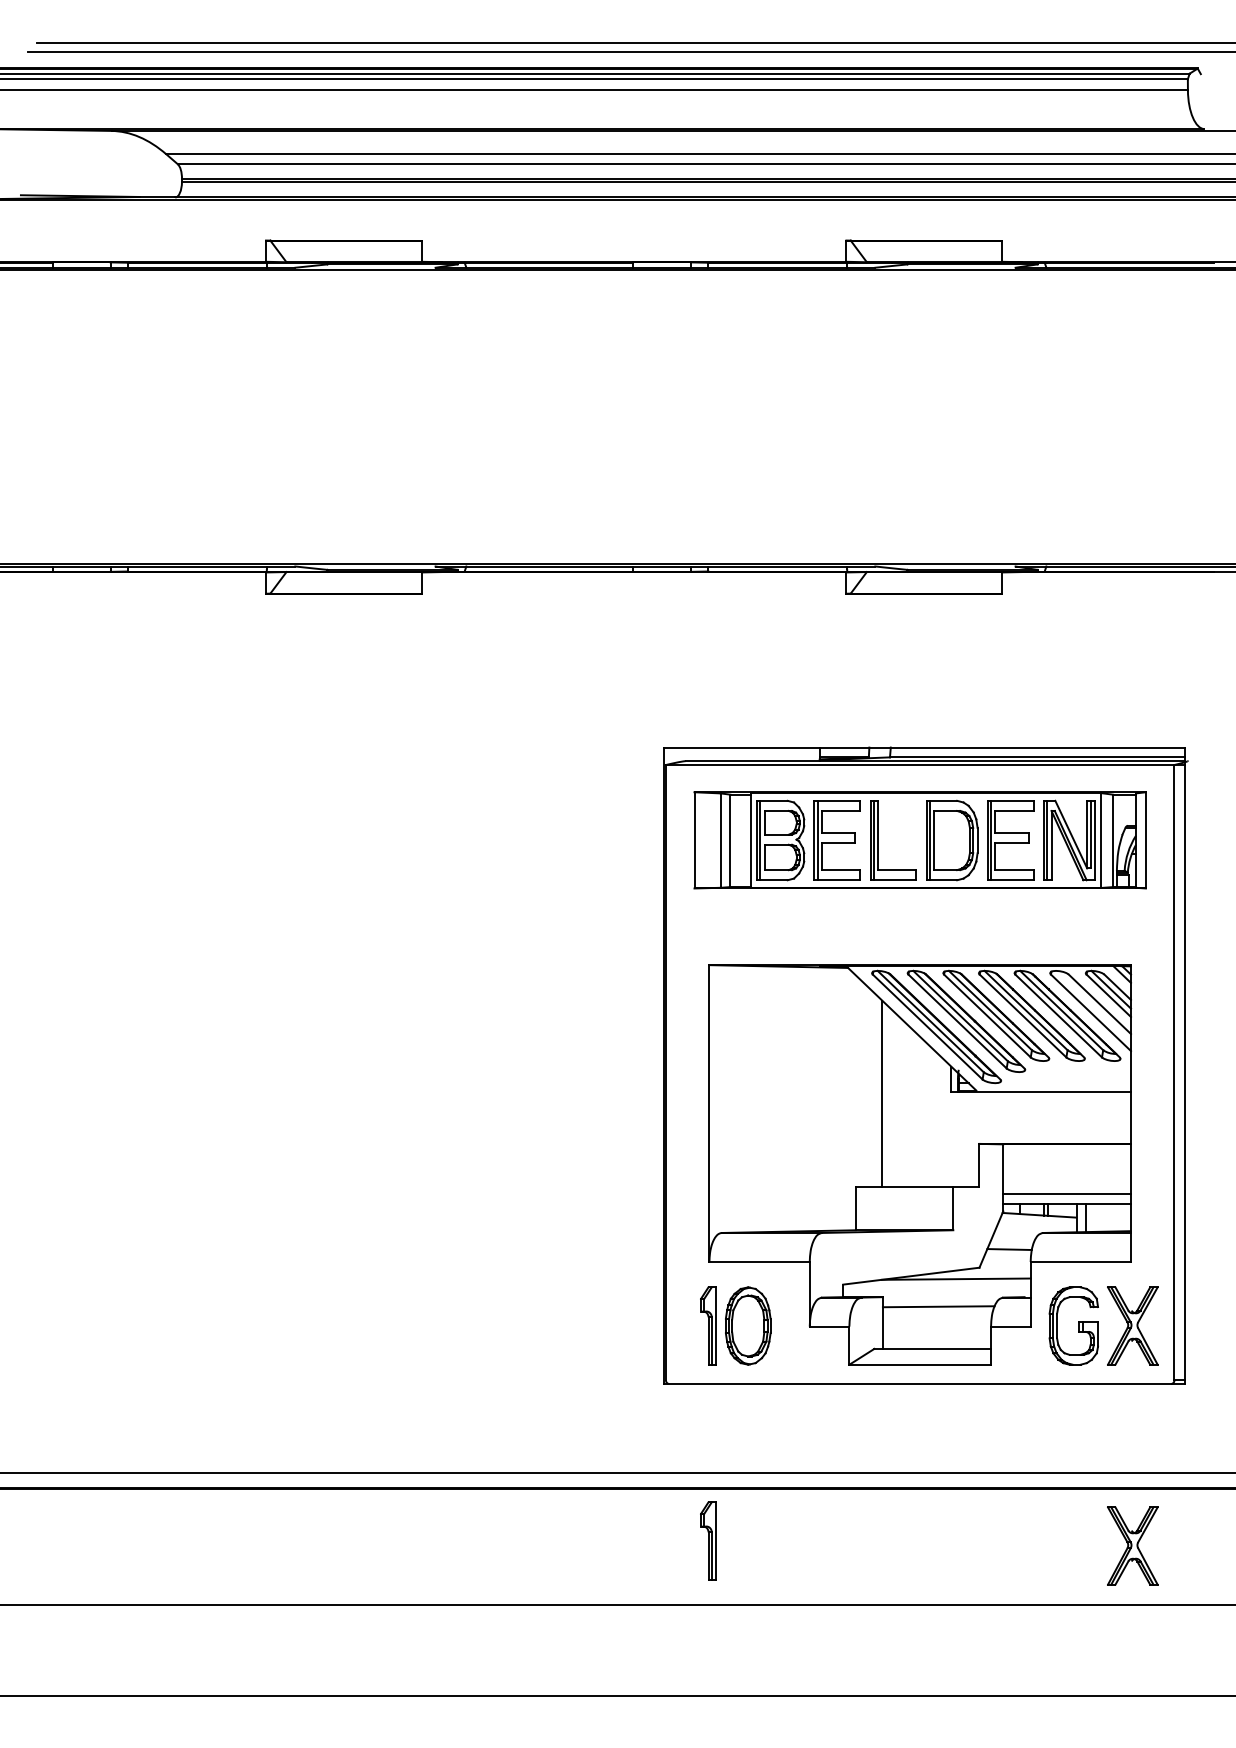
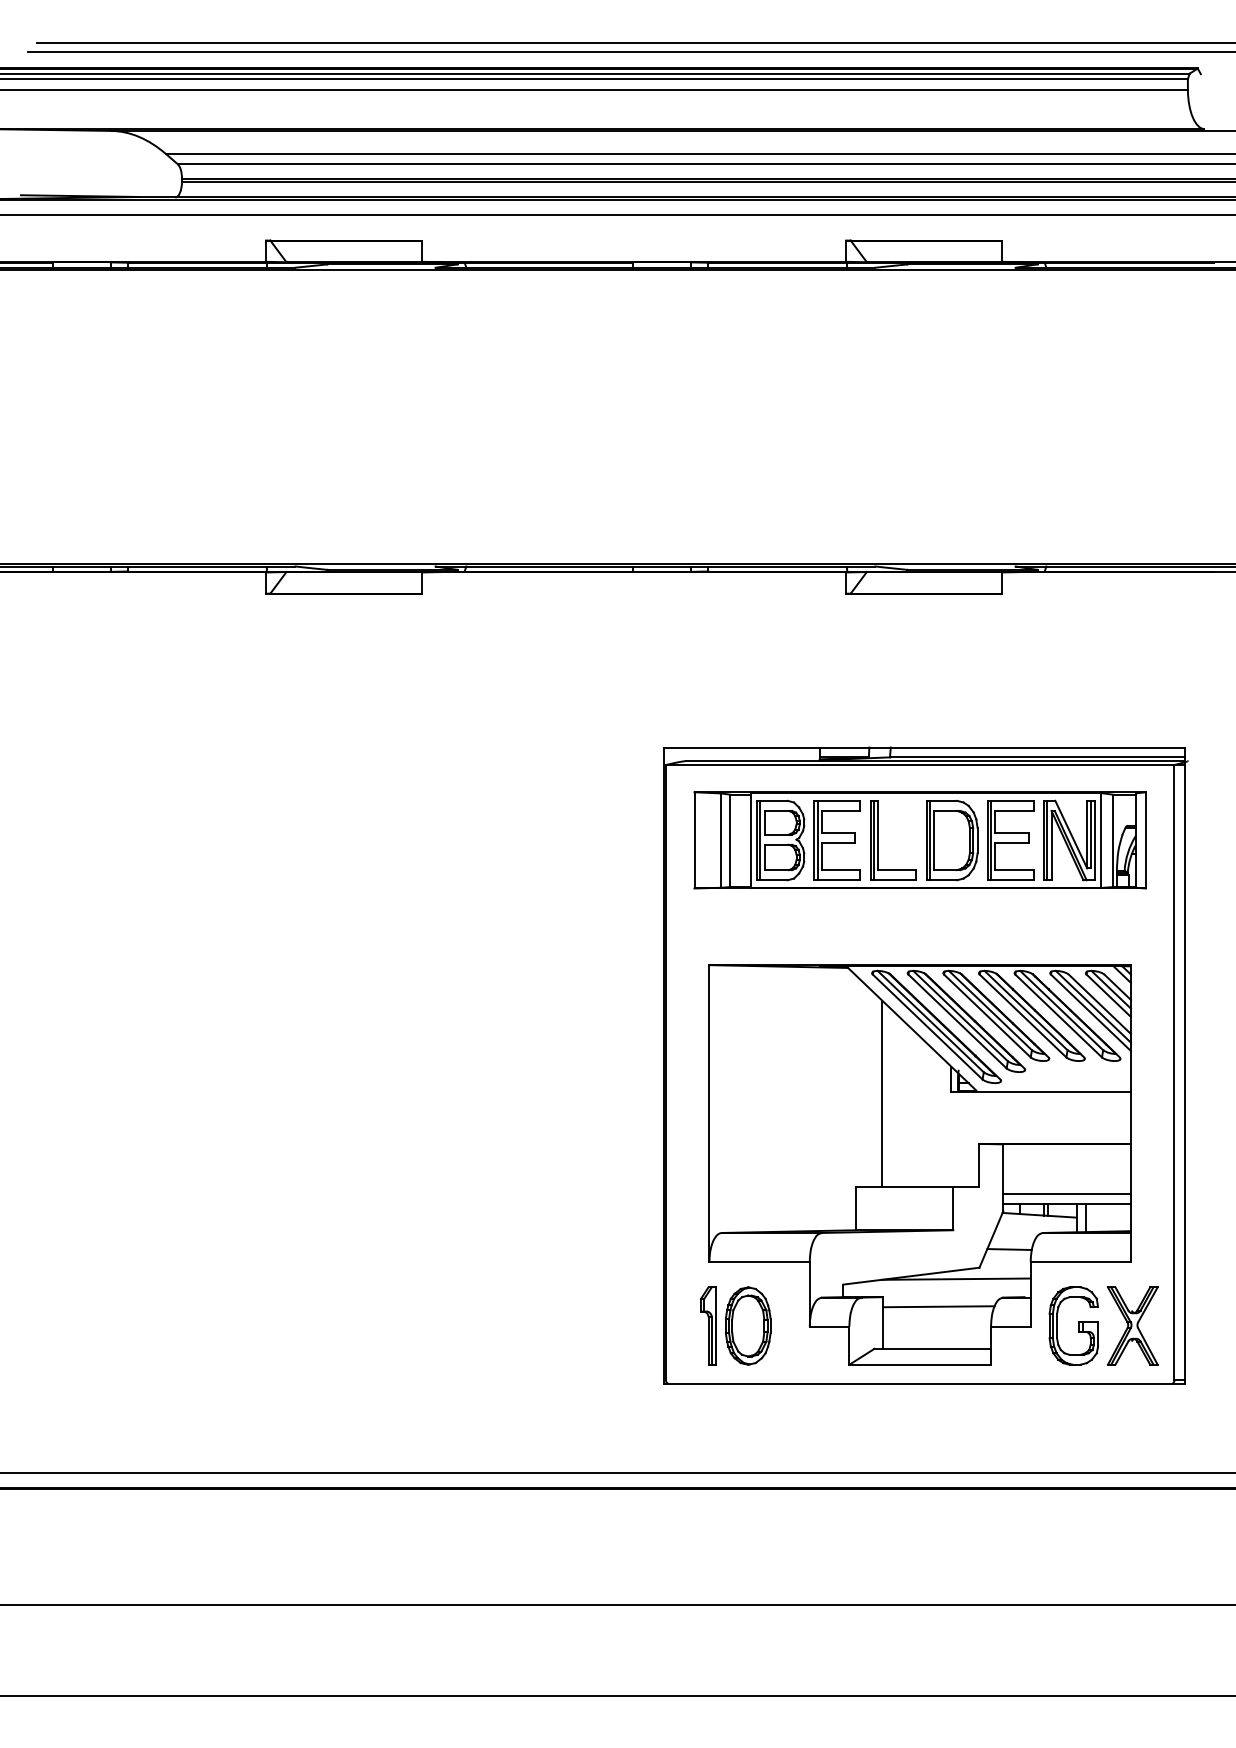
line: none -> present (617, 215)
line: none -> present (1092, 1006)
part: present -> none (708, 1540)
part: present -> none (1132, 1545)
